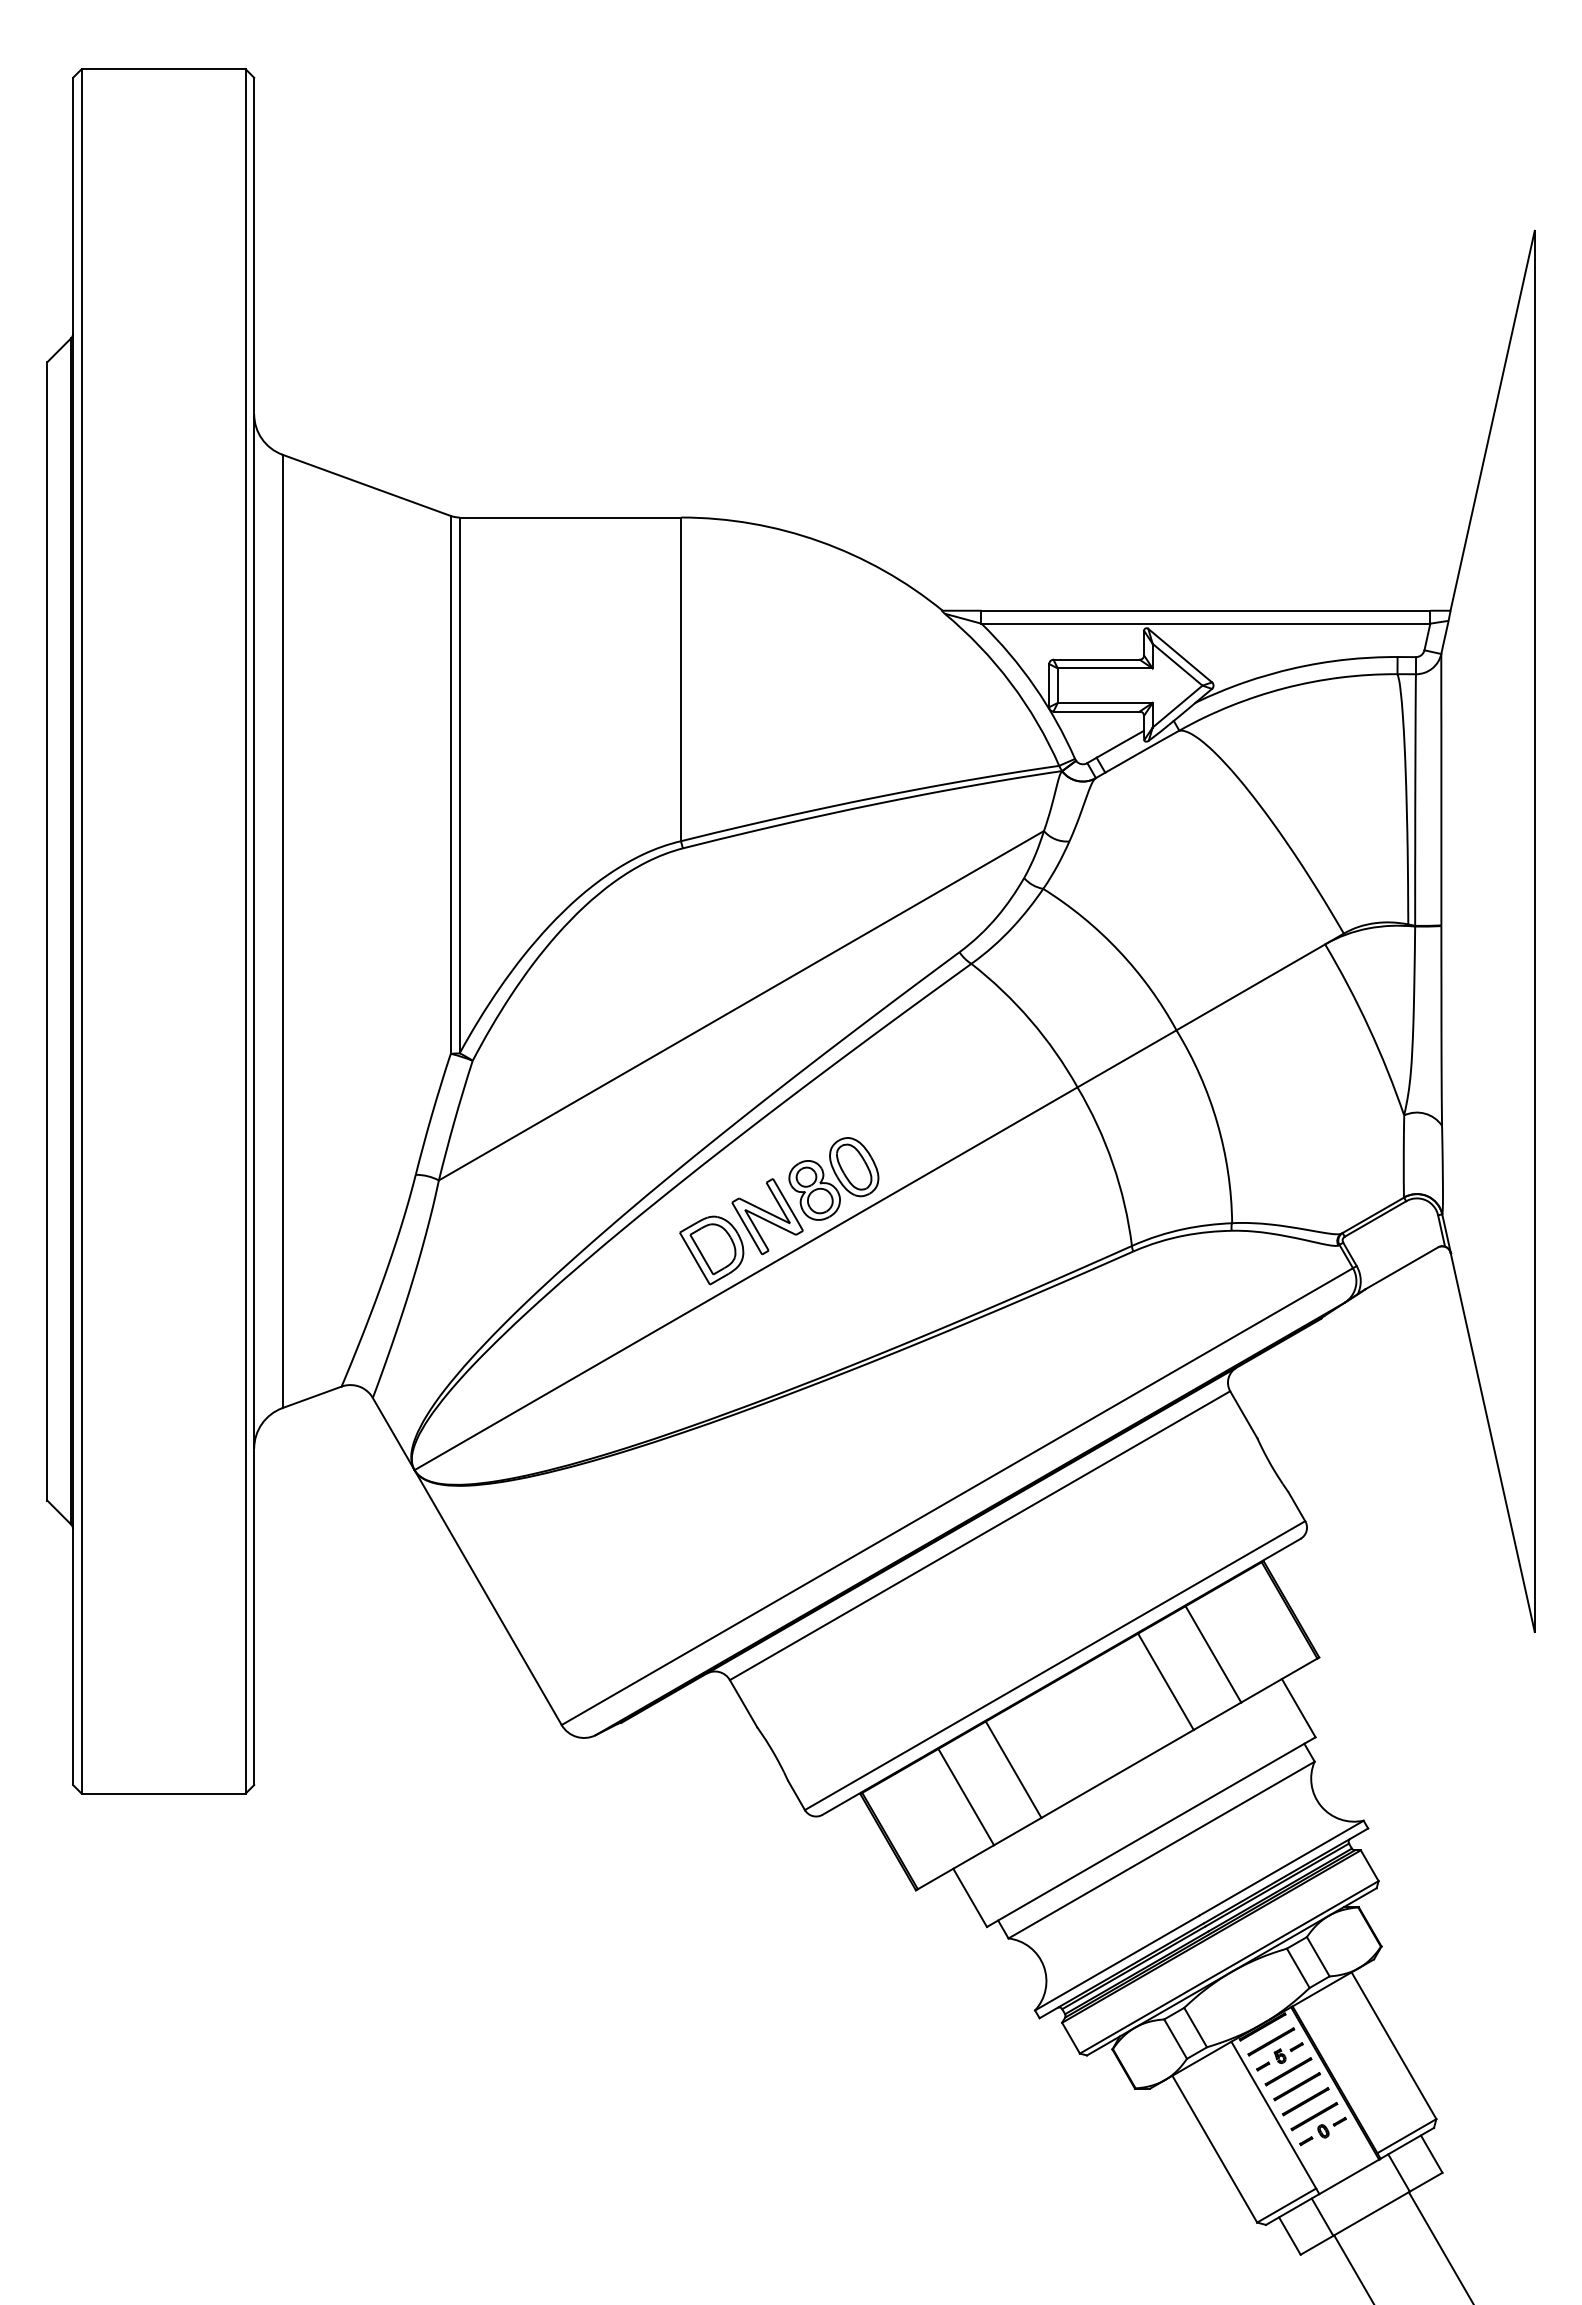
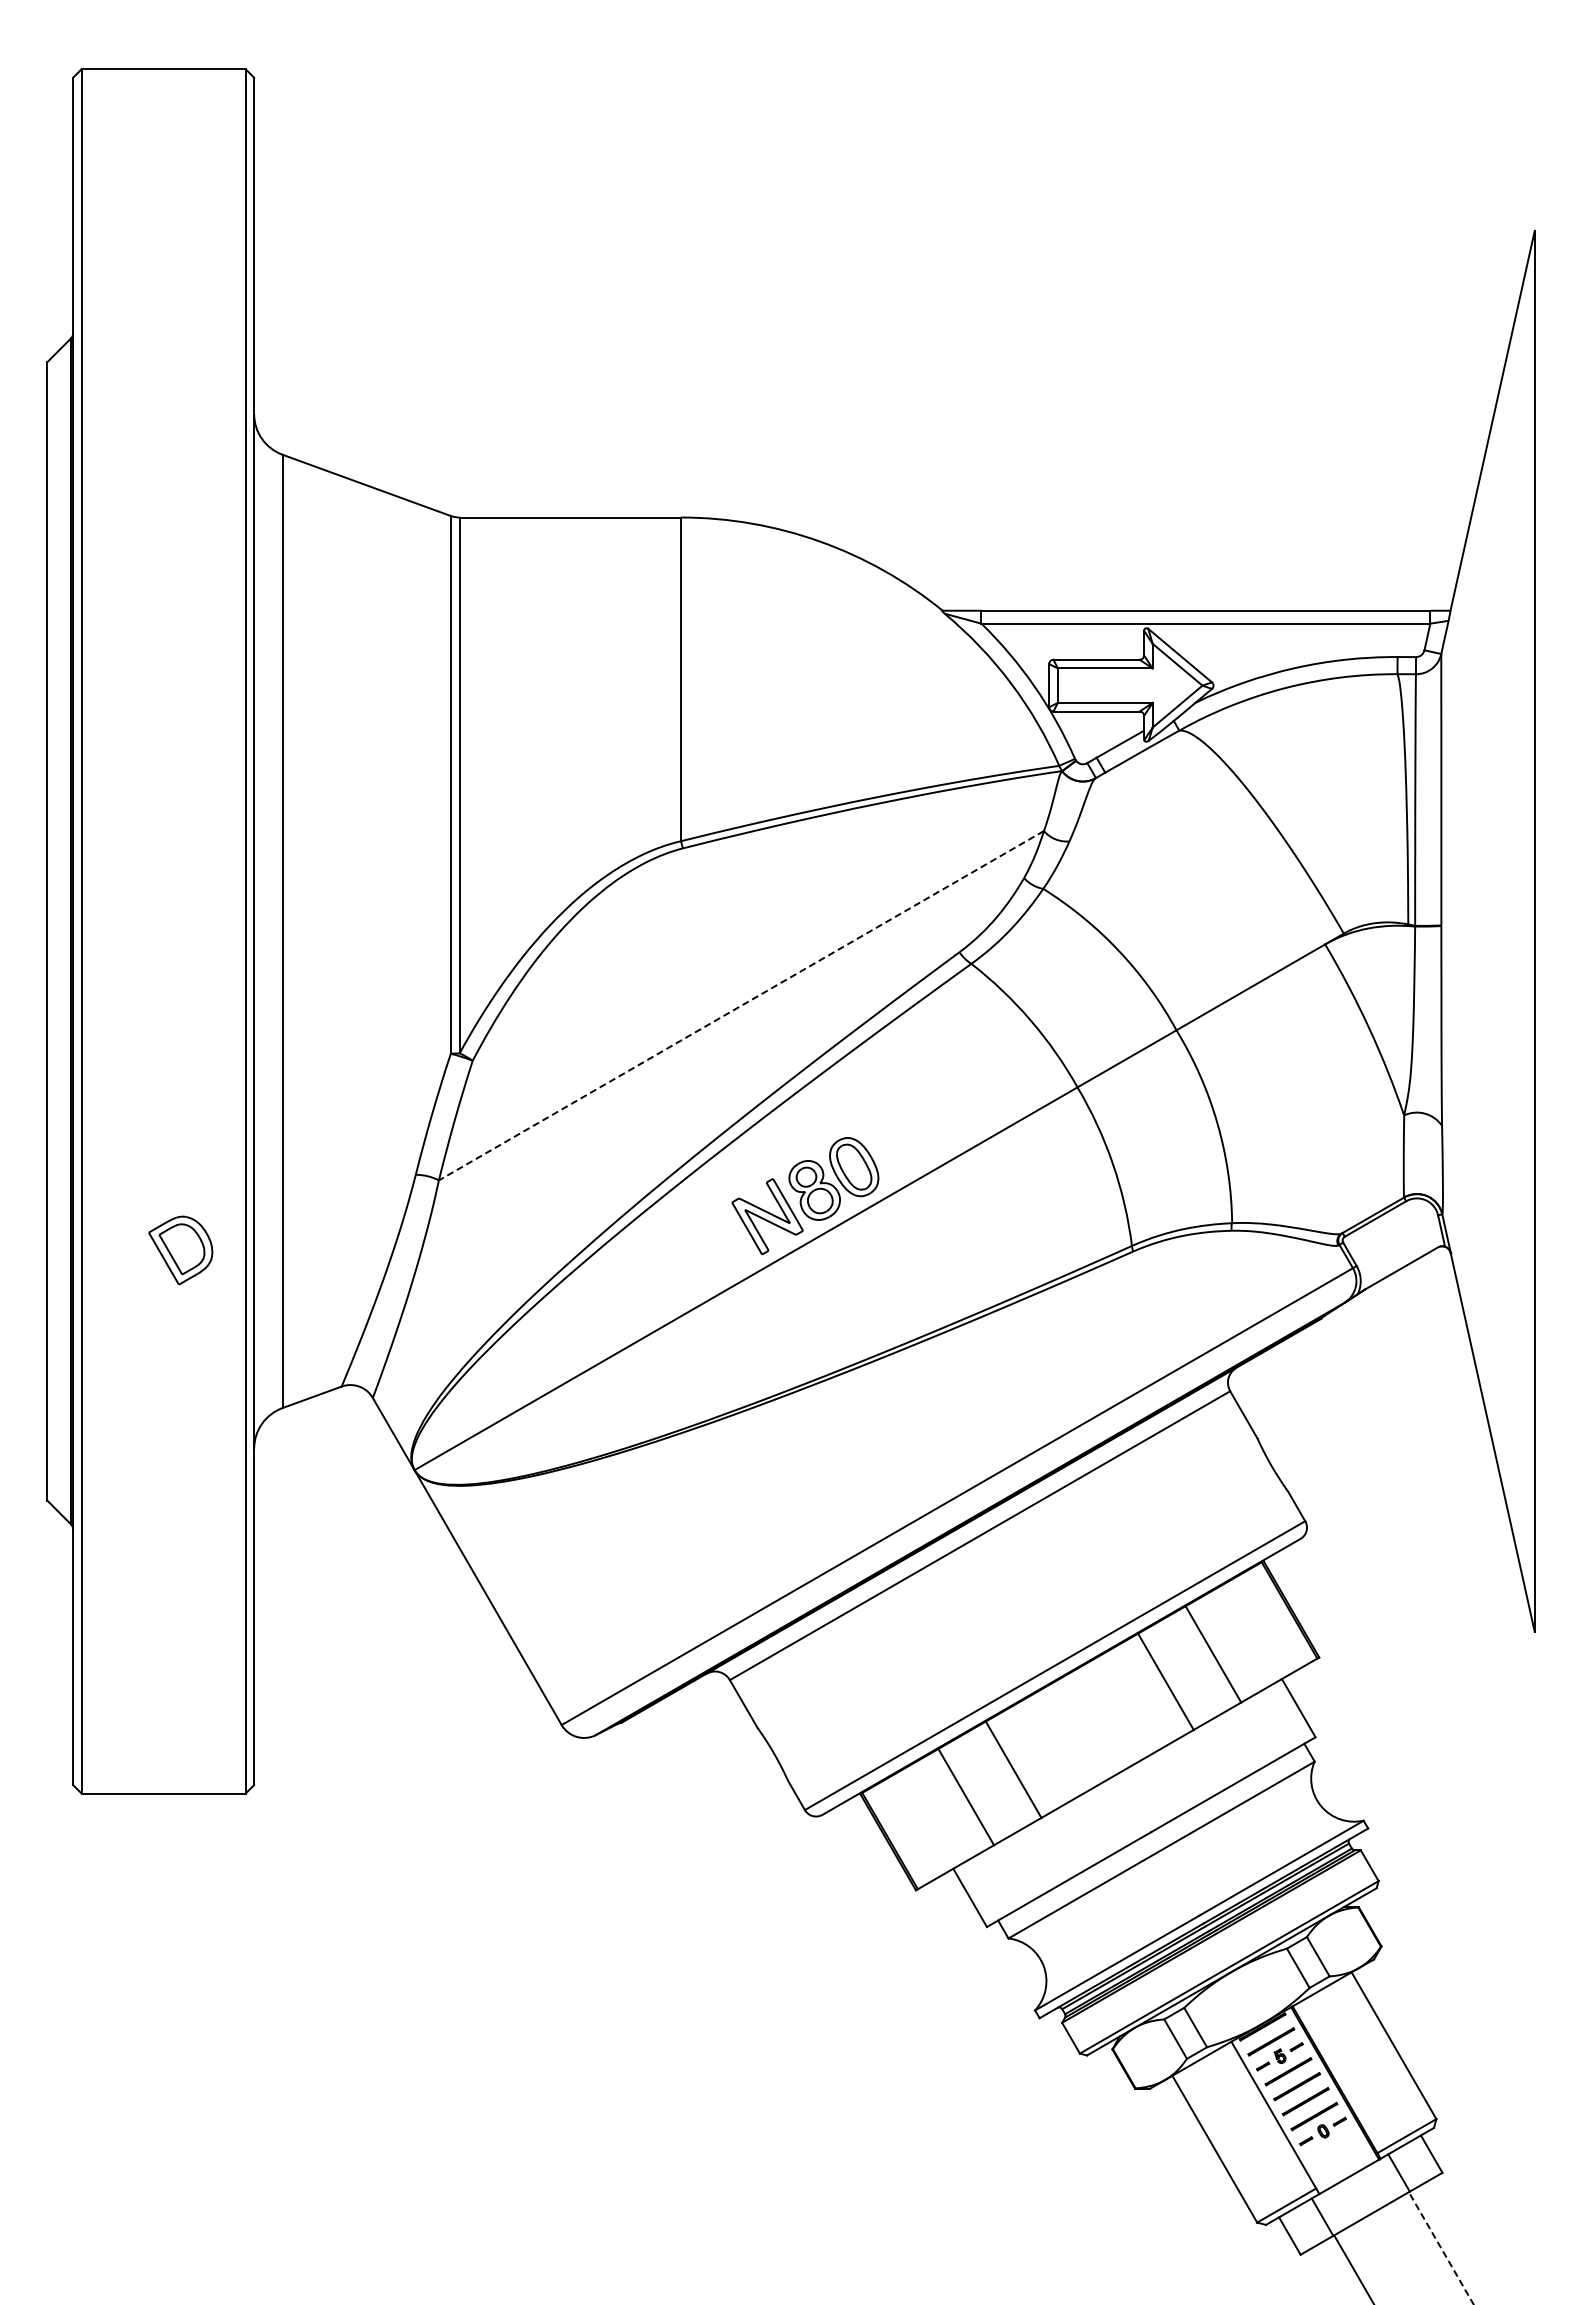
line: solid -> dashed (740, 1005)
part position: (711, 1250) -> (180, 1250) (180, 1250)
line: solid -> dashed (1441, 2248)
